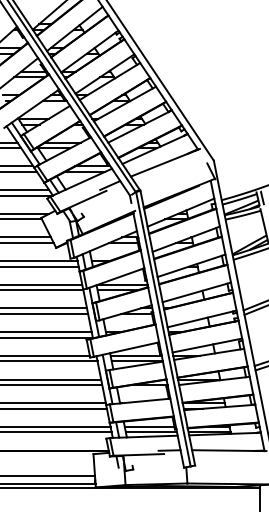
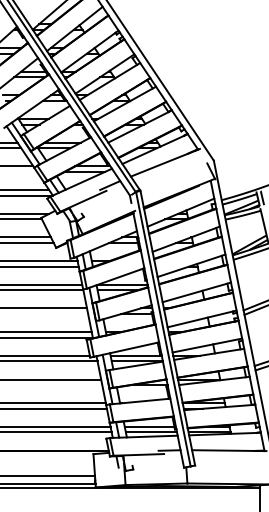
line: present -> none (19, 171)
line: present -> none (45, 314)
line: present -> none (52, 385)
